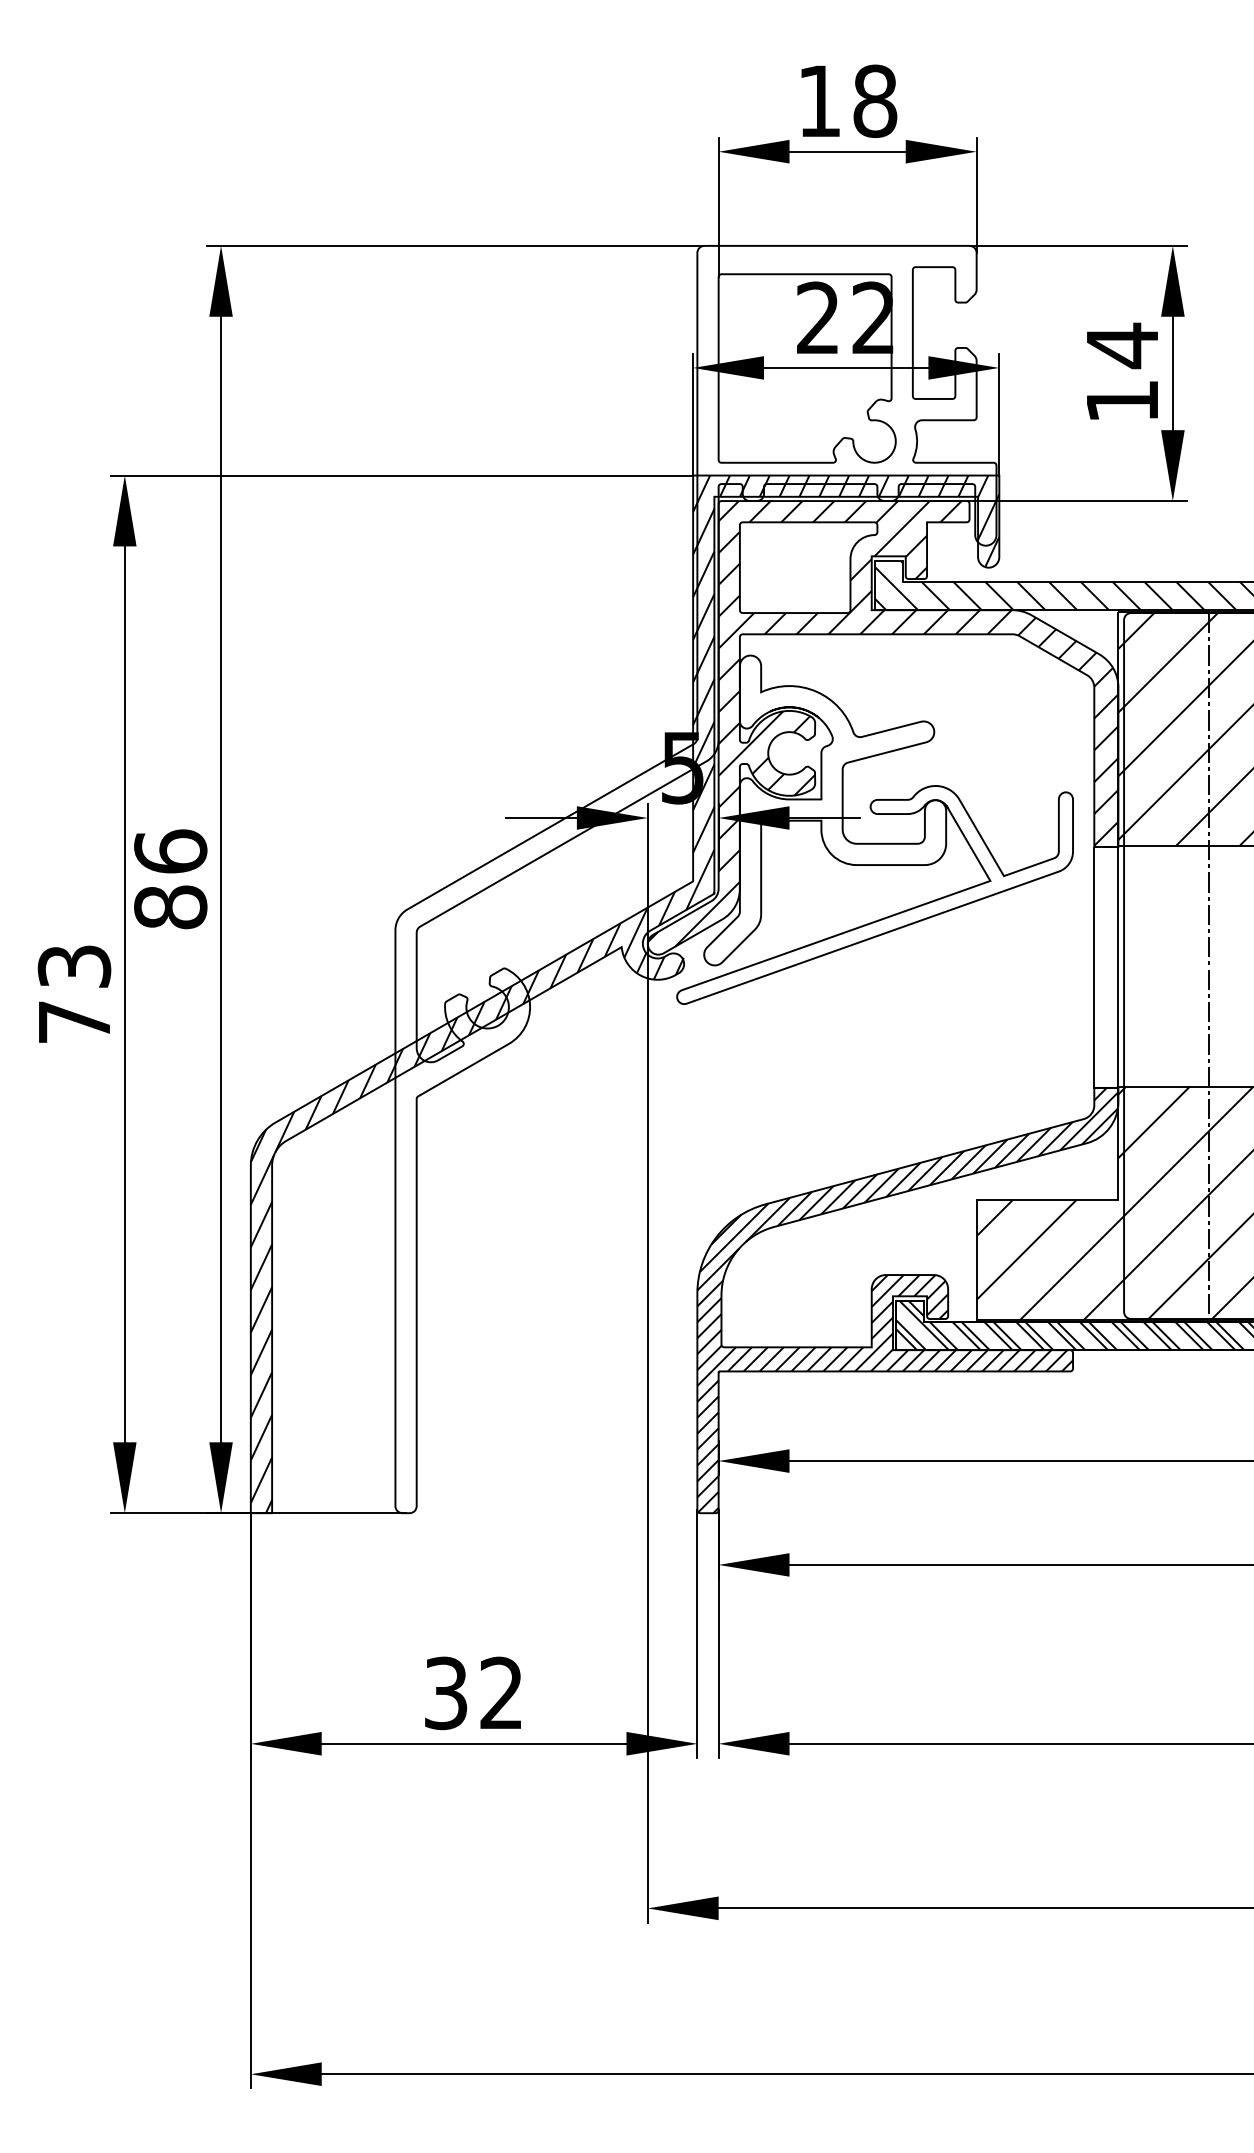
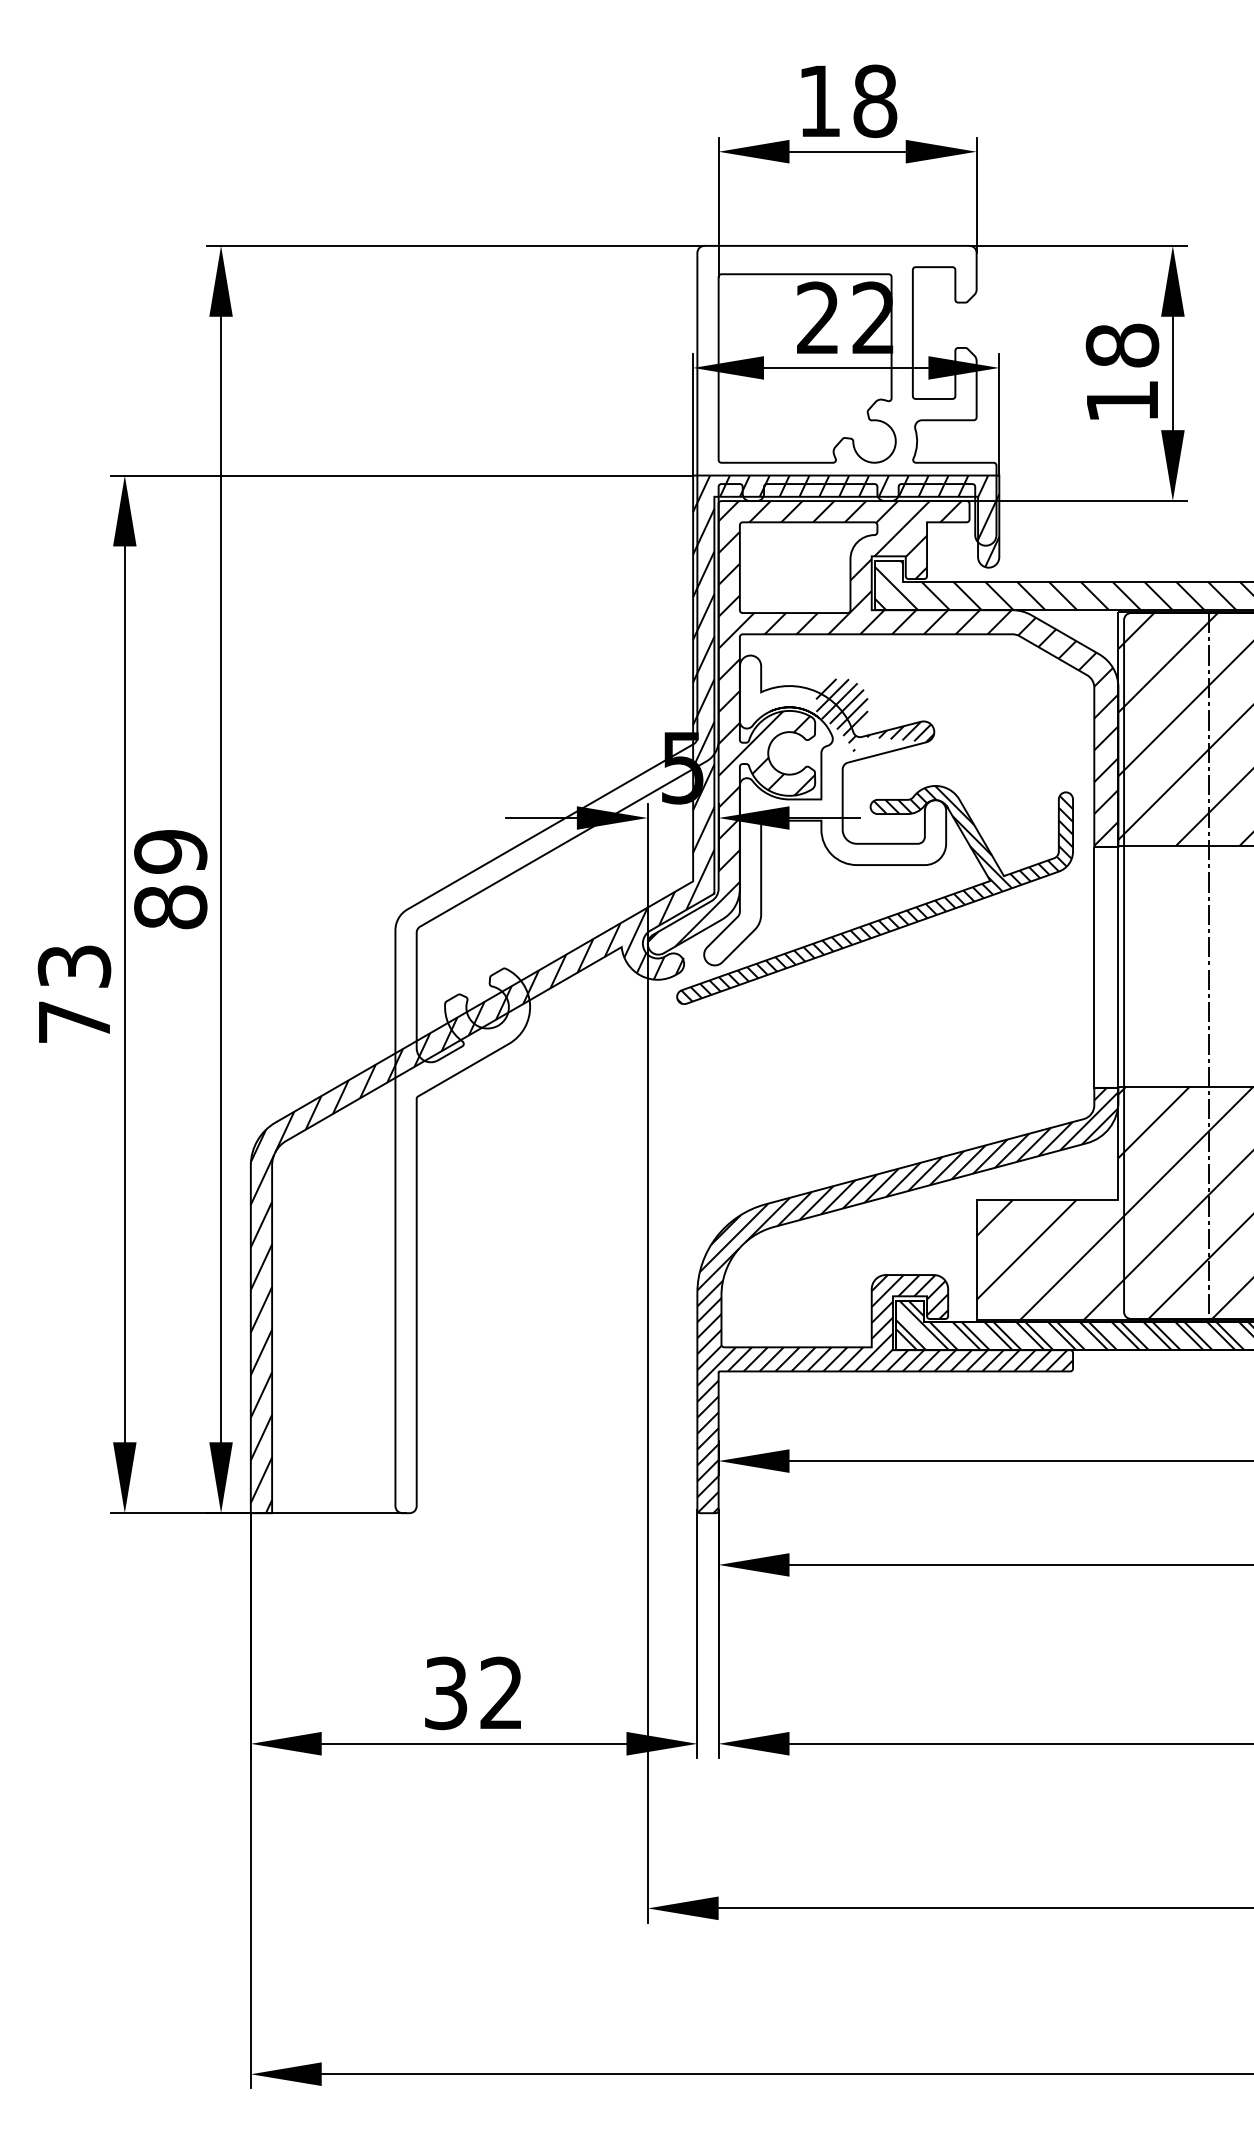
text: 14 -> 18 (1122, 345)
hatch: none -> present (875, 714)
text: 86 -> 89 (170, 851)
hatch: none -> present (875, 894)
